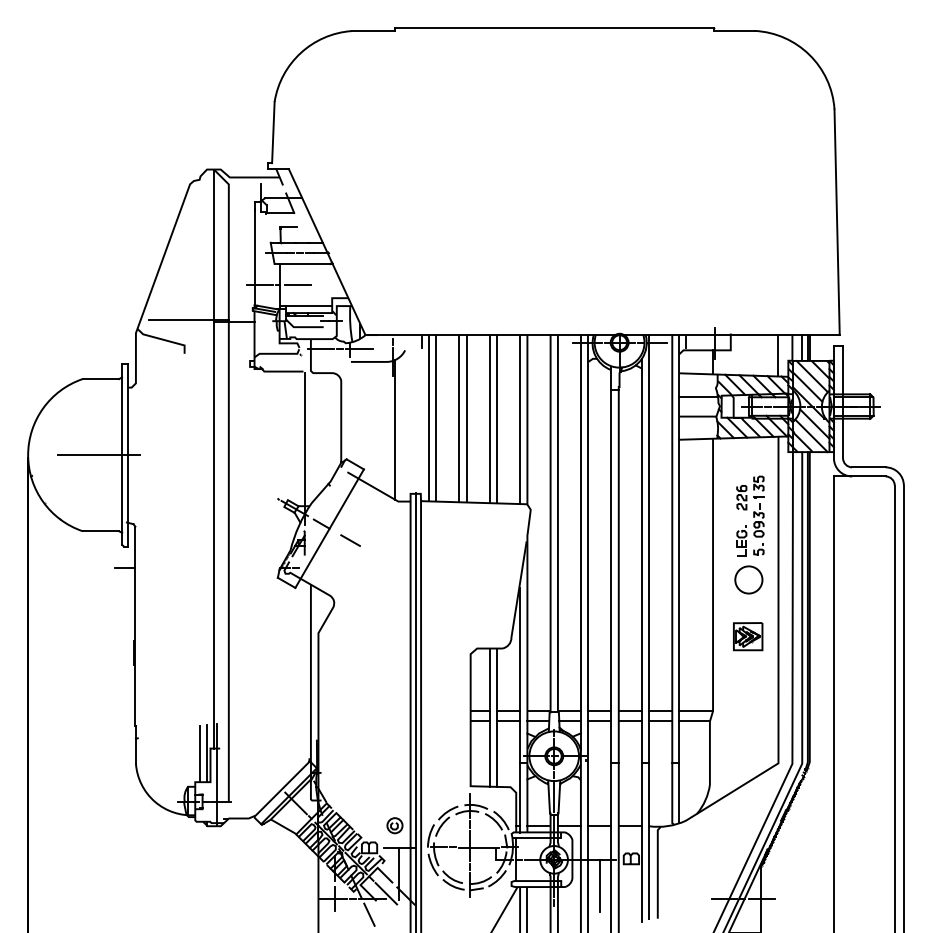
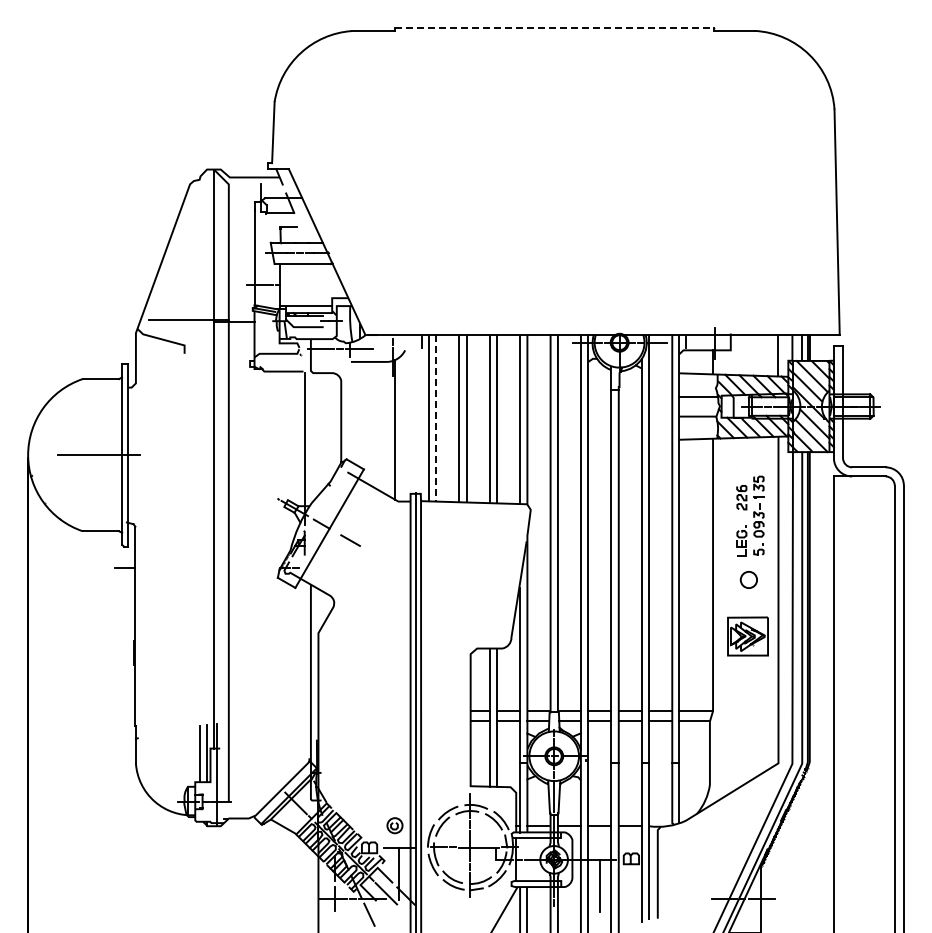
line: solid -> dashed (554, 27)
line: present -> none (298, 285)
line: solid -> dashed (436, 418)
circle size: 30x30 px -> 19x18 px (748, 579)
part size: 31x30 px -> 42x41 px (747, 636)
